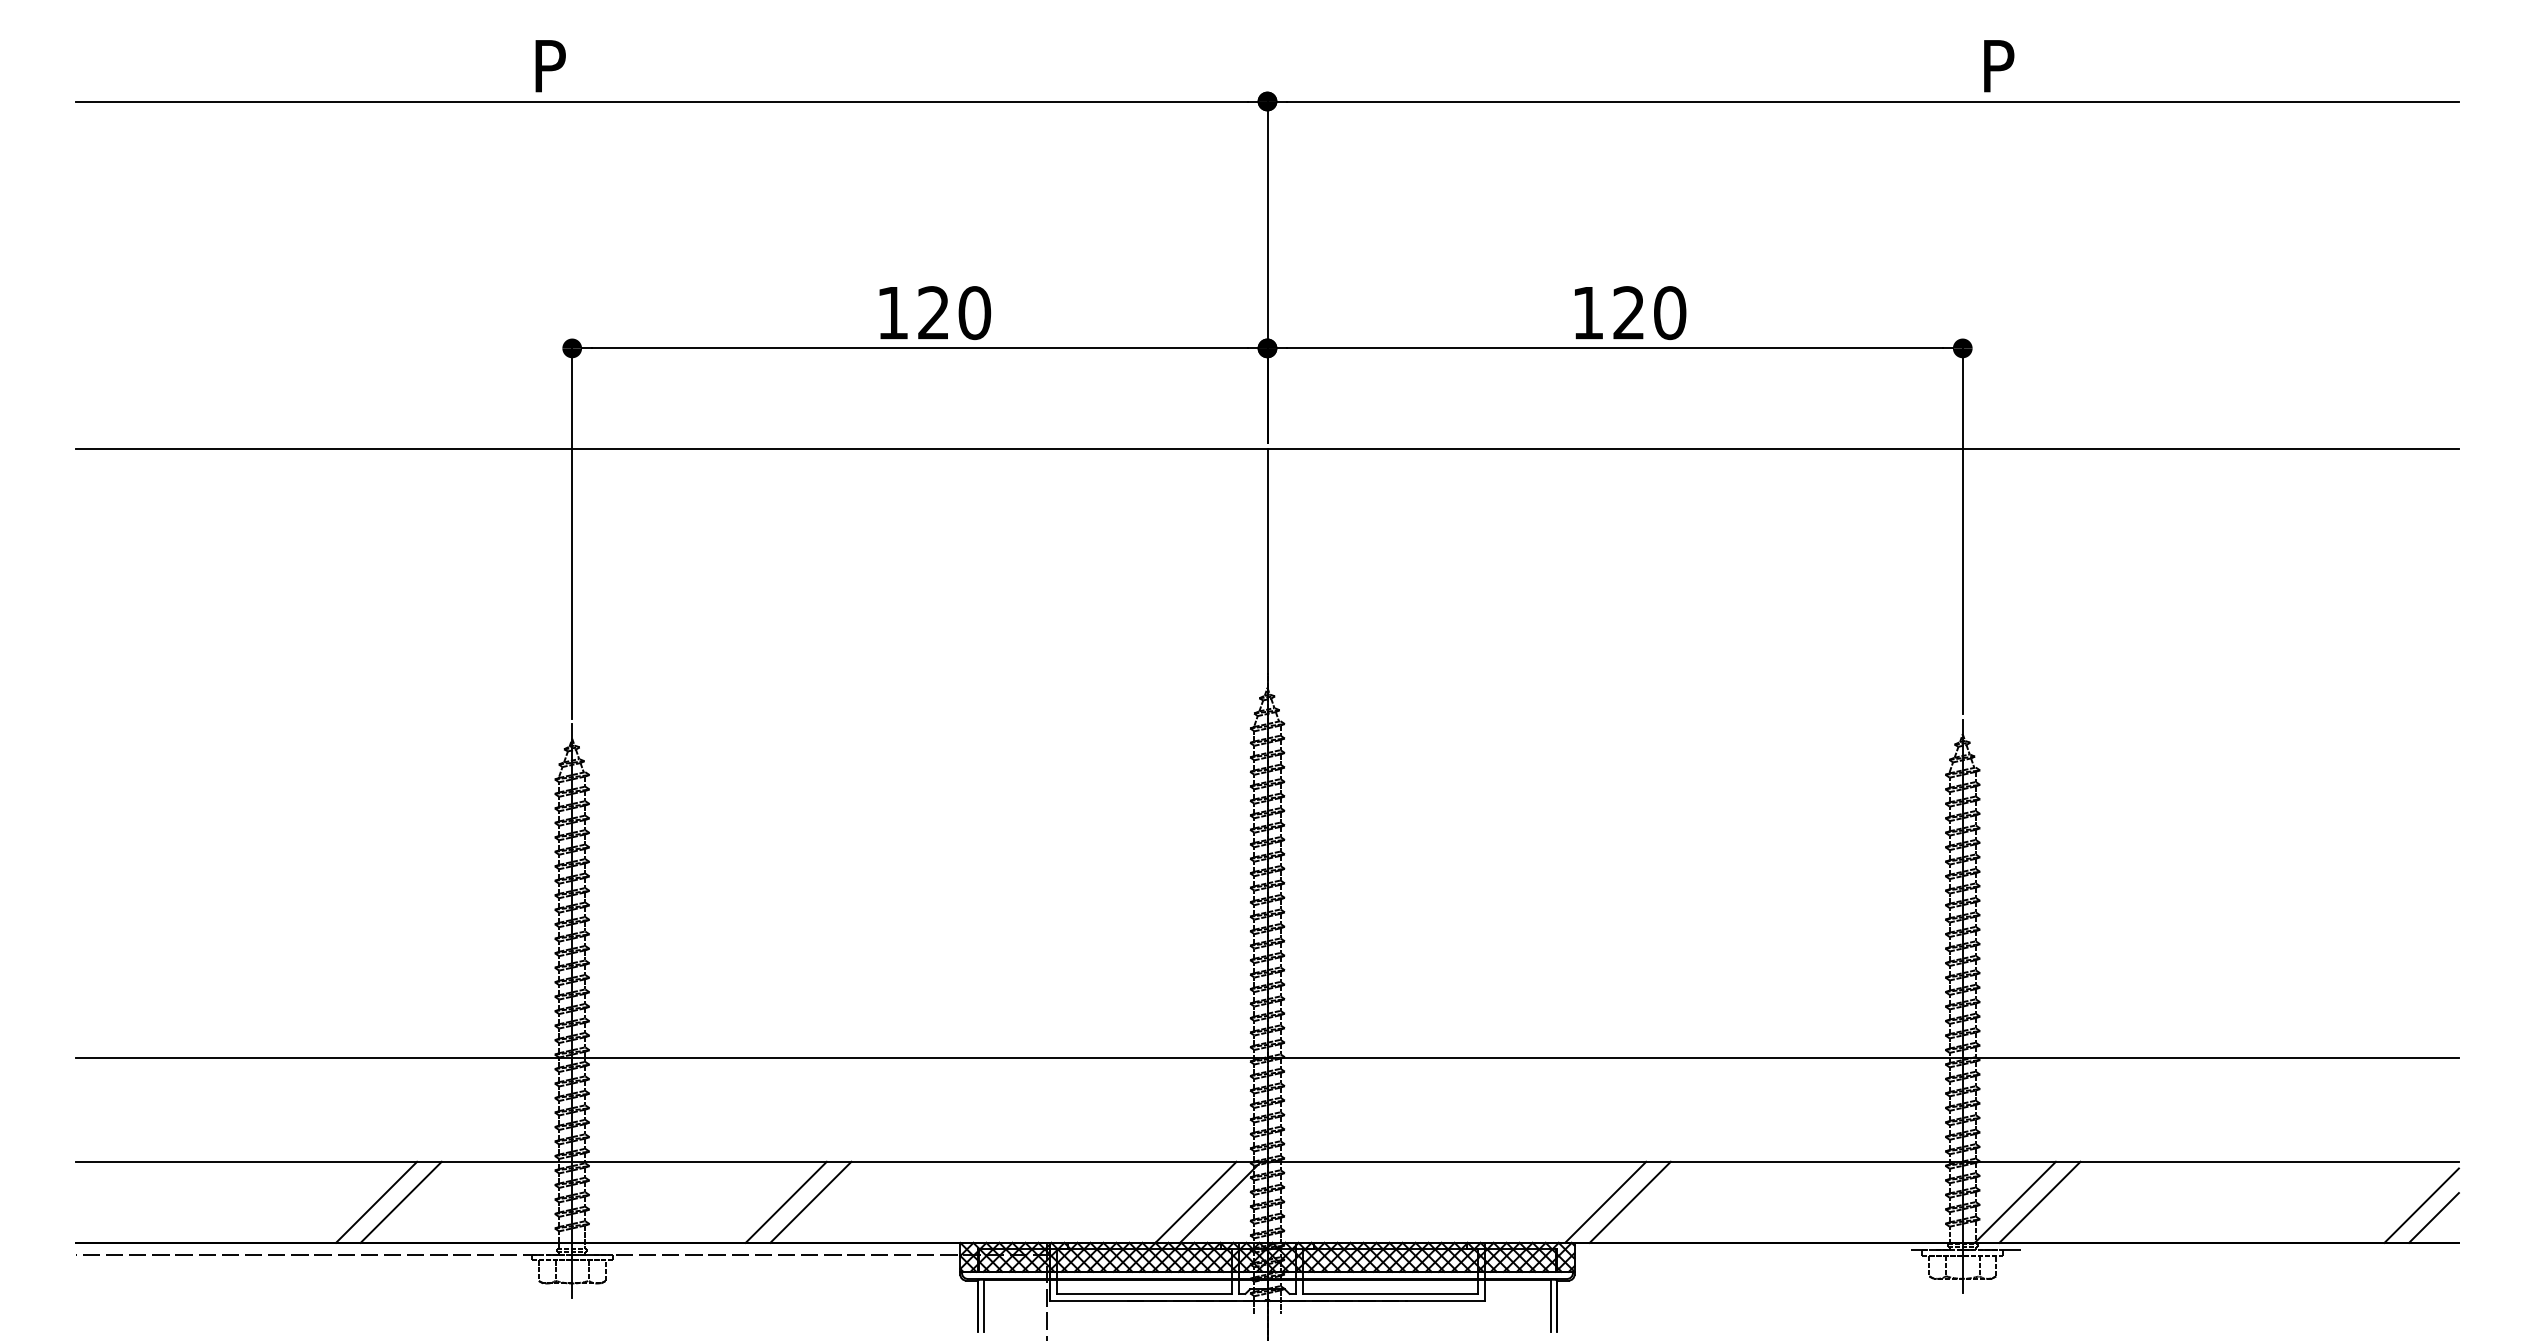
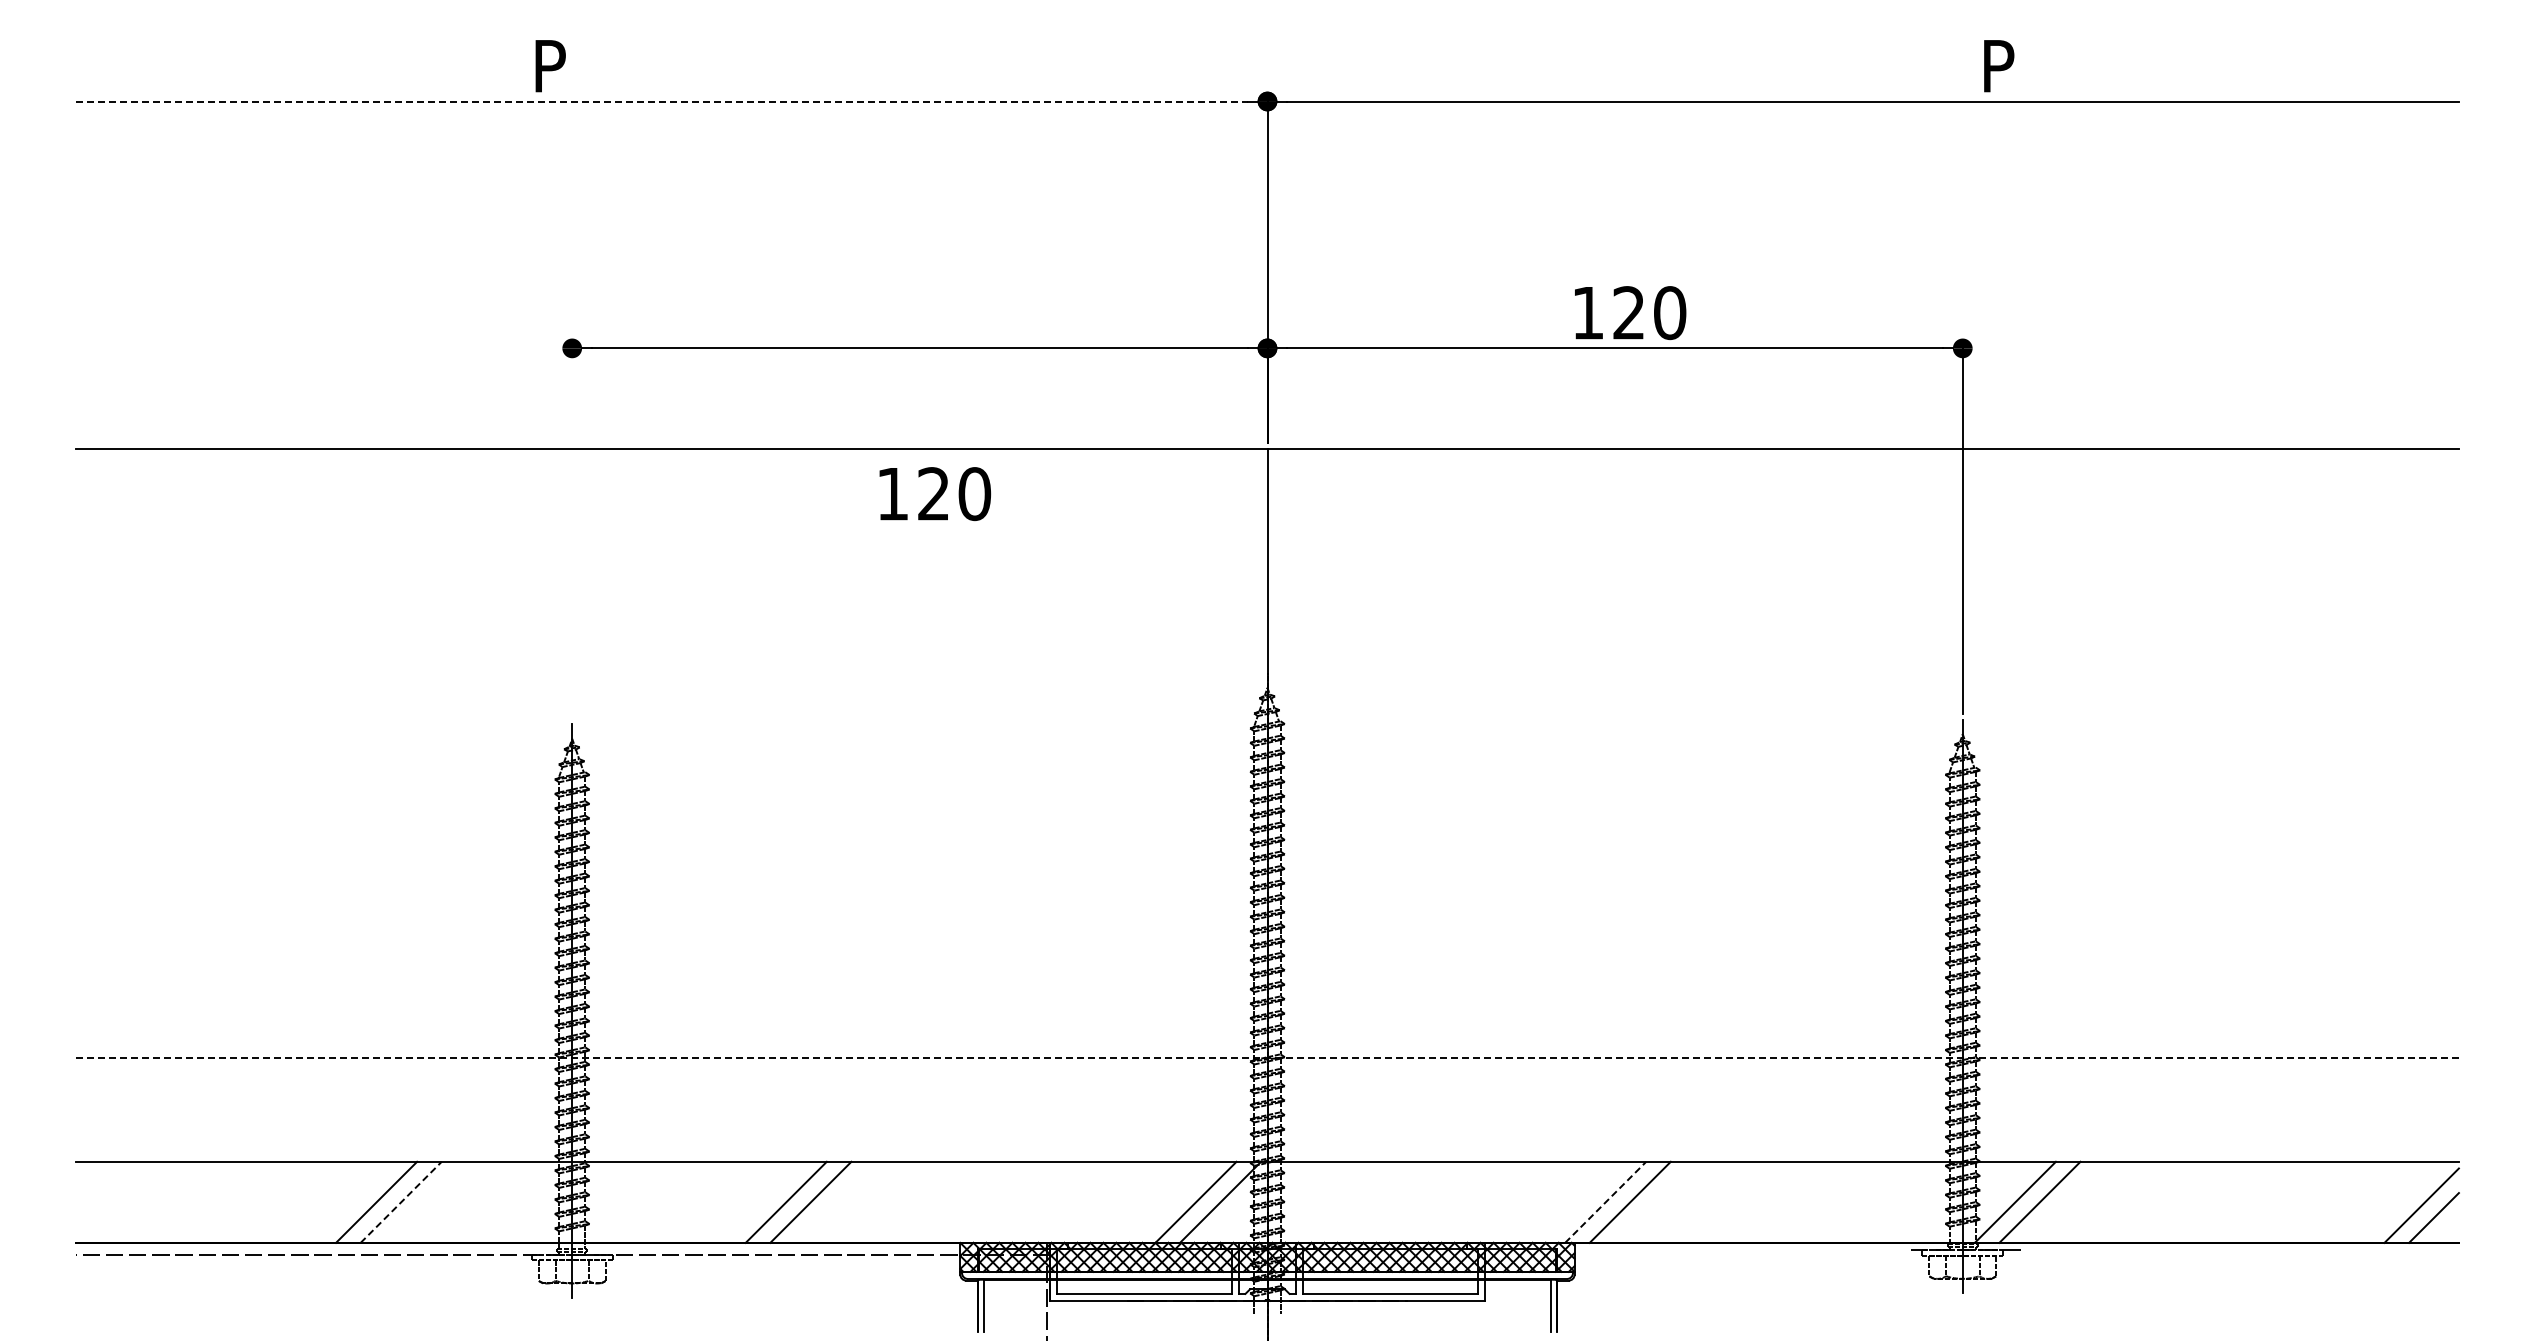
line: solid -> dashed (661, 101)
text position: (935, 312) -> (935, 493) (935, 493)
line: present -> none (572, 530)
line: solid -> dashed (1267, 1057)
line: solid -> dashed (401, 1202)
line: solid -> dashed (1606, 1202)
